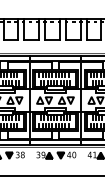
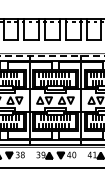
line: solid -> dashed (52, 55)
line position: (51, 175) -> (51, 167) (51, 167)
